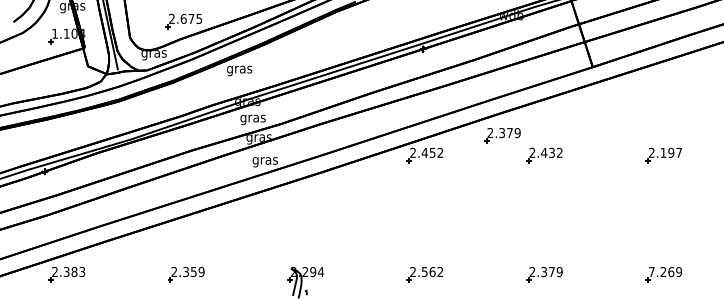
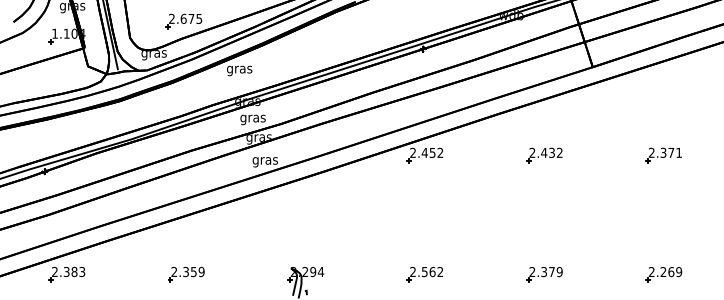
part: present -> none (502, 135)
text: 2.197 -> 2.371 (670, 152)
text: 7.269 -> 2.269 (651, 271)
